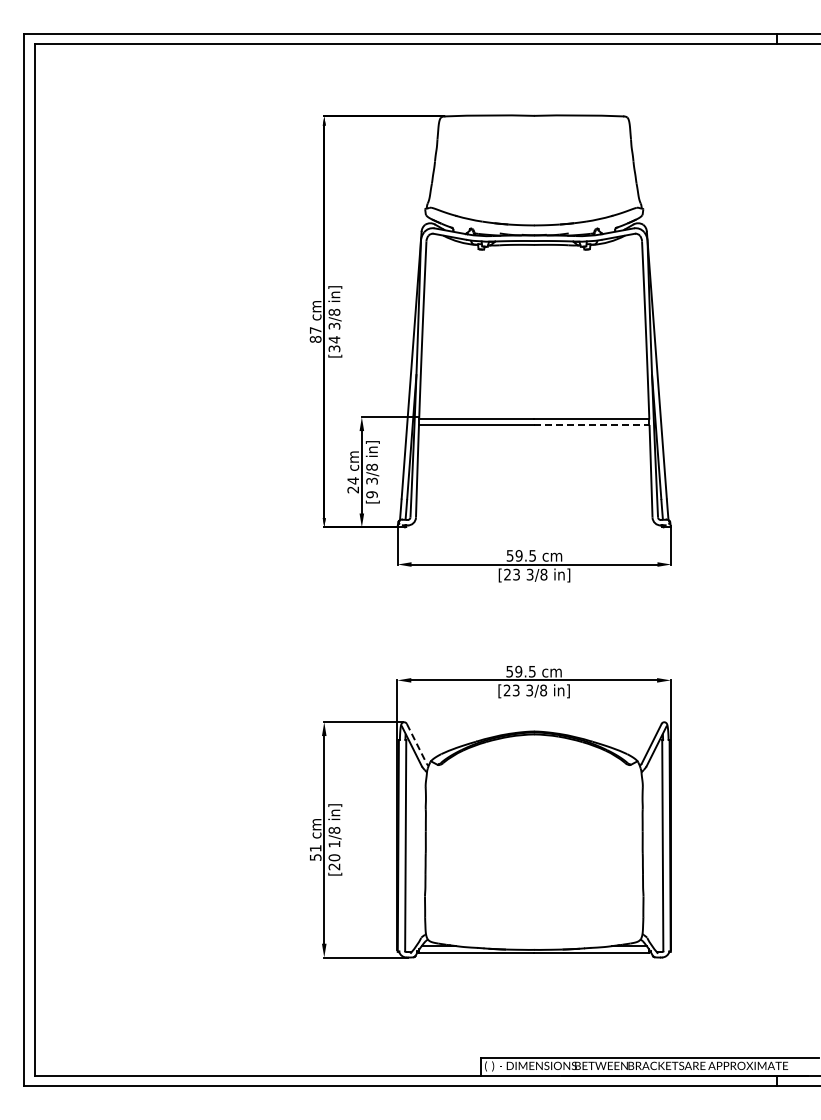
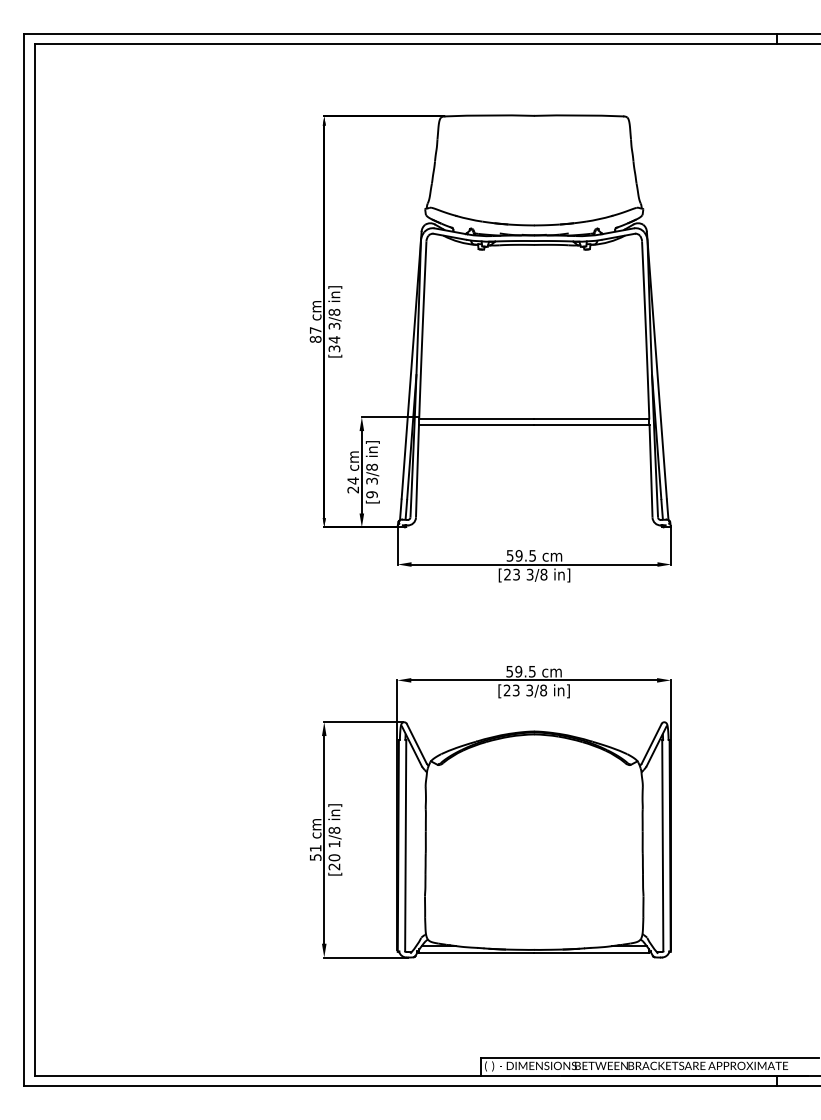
line: dashed -> solid (591, 424)
line: dashed -> solid (417, 744)
